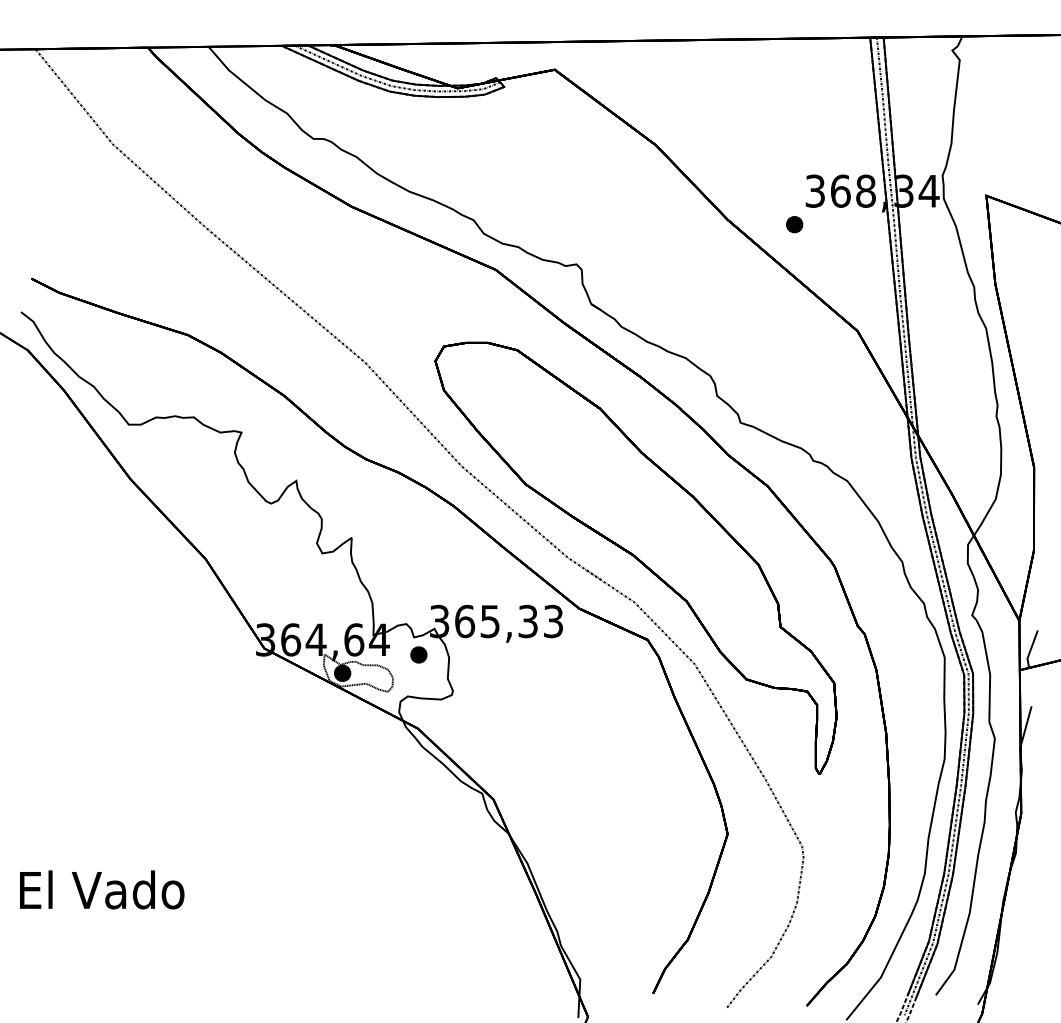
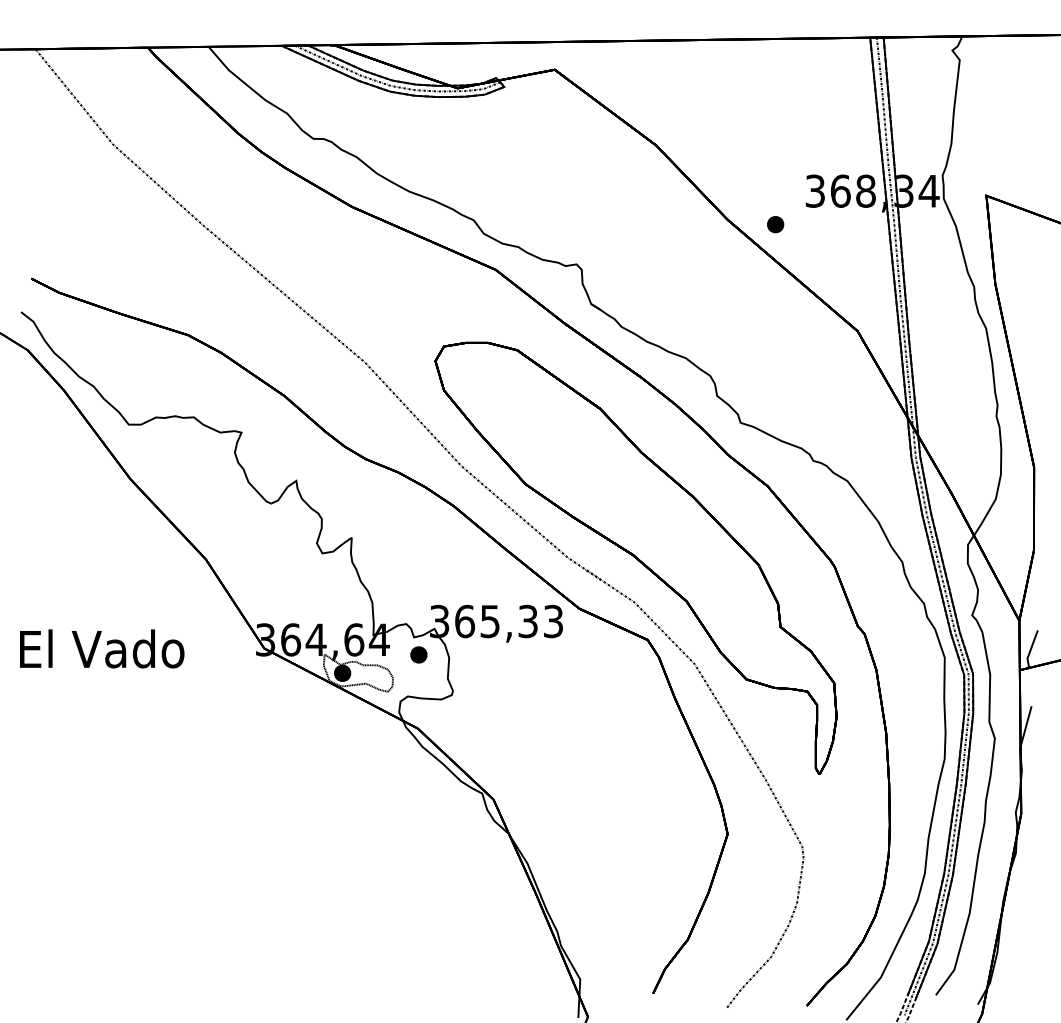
part position: (794, 224) -> (775, 224) (775, 224)
text position: (102, 889) -> (102, 648) (102, 648)
